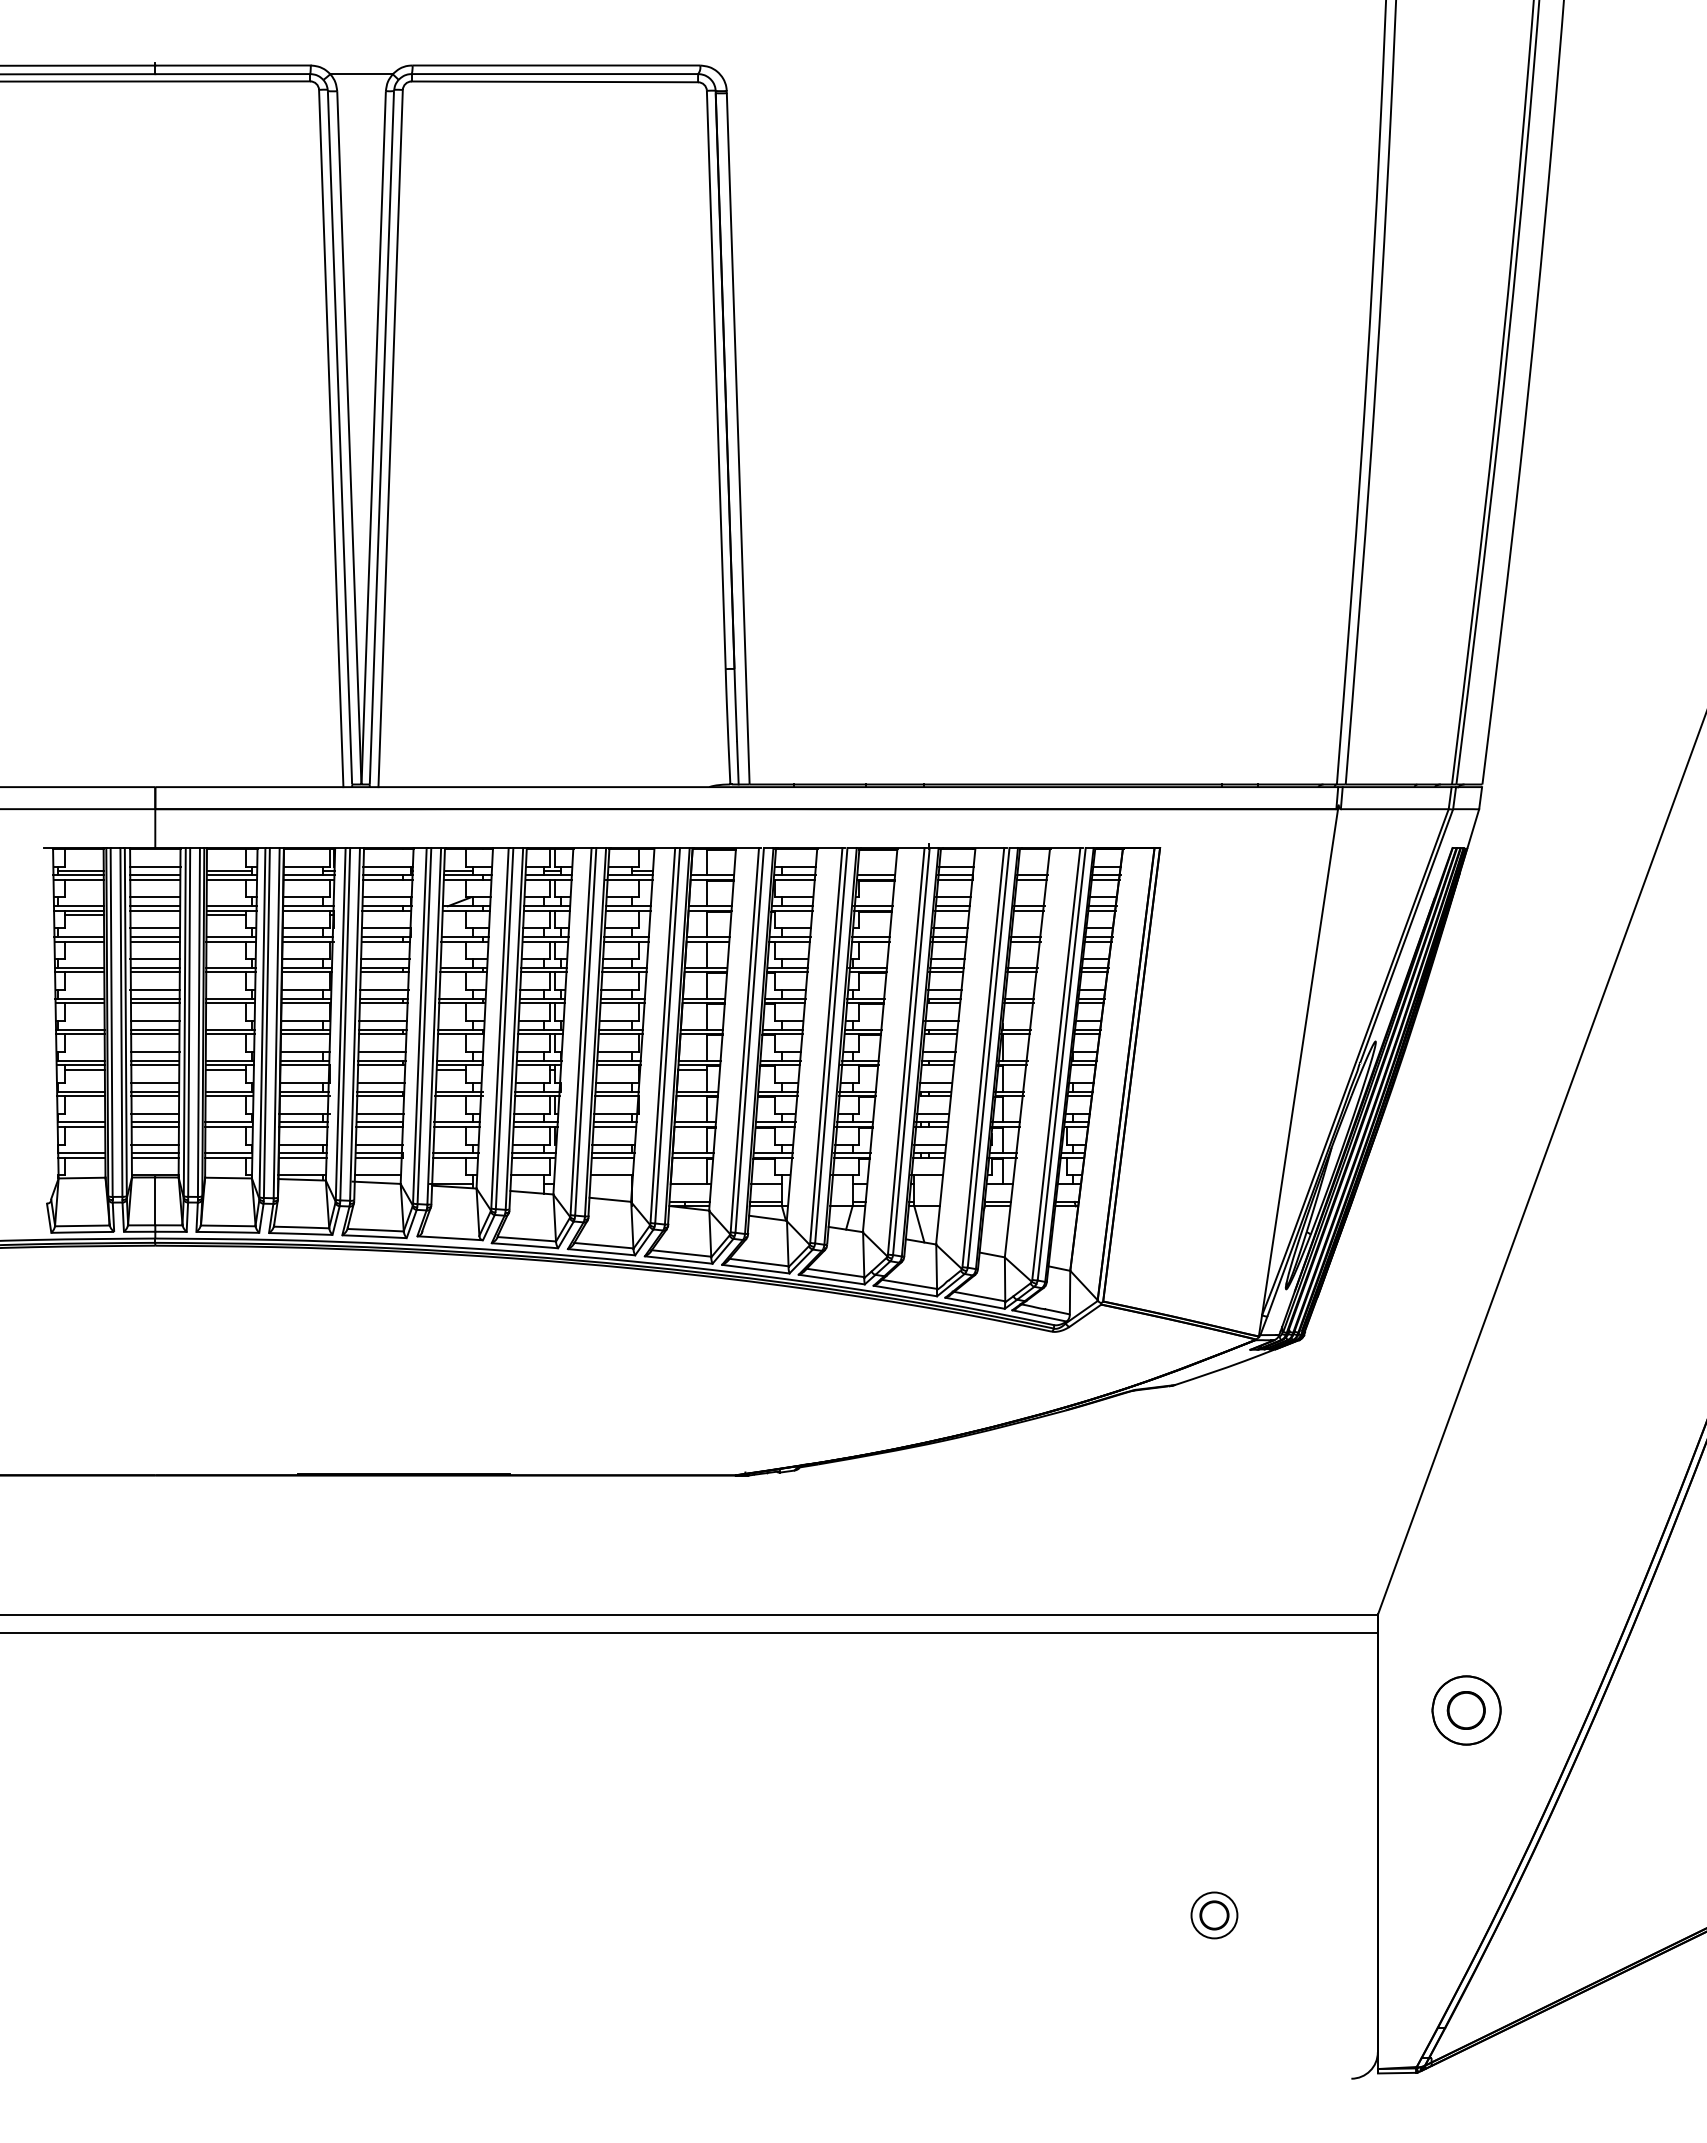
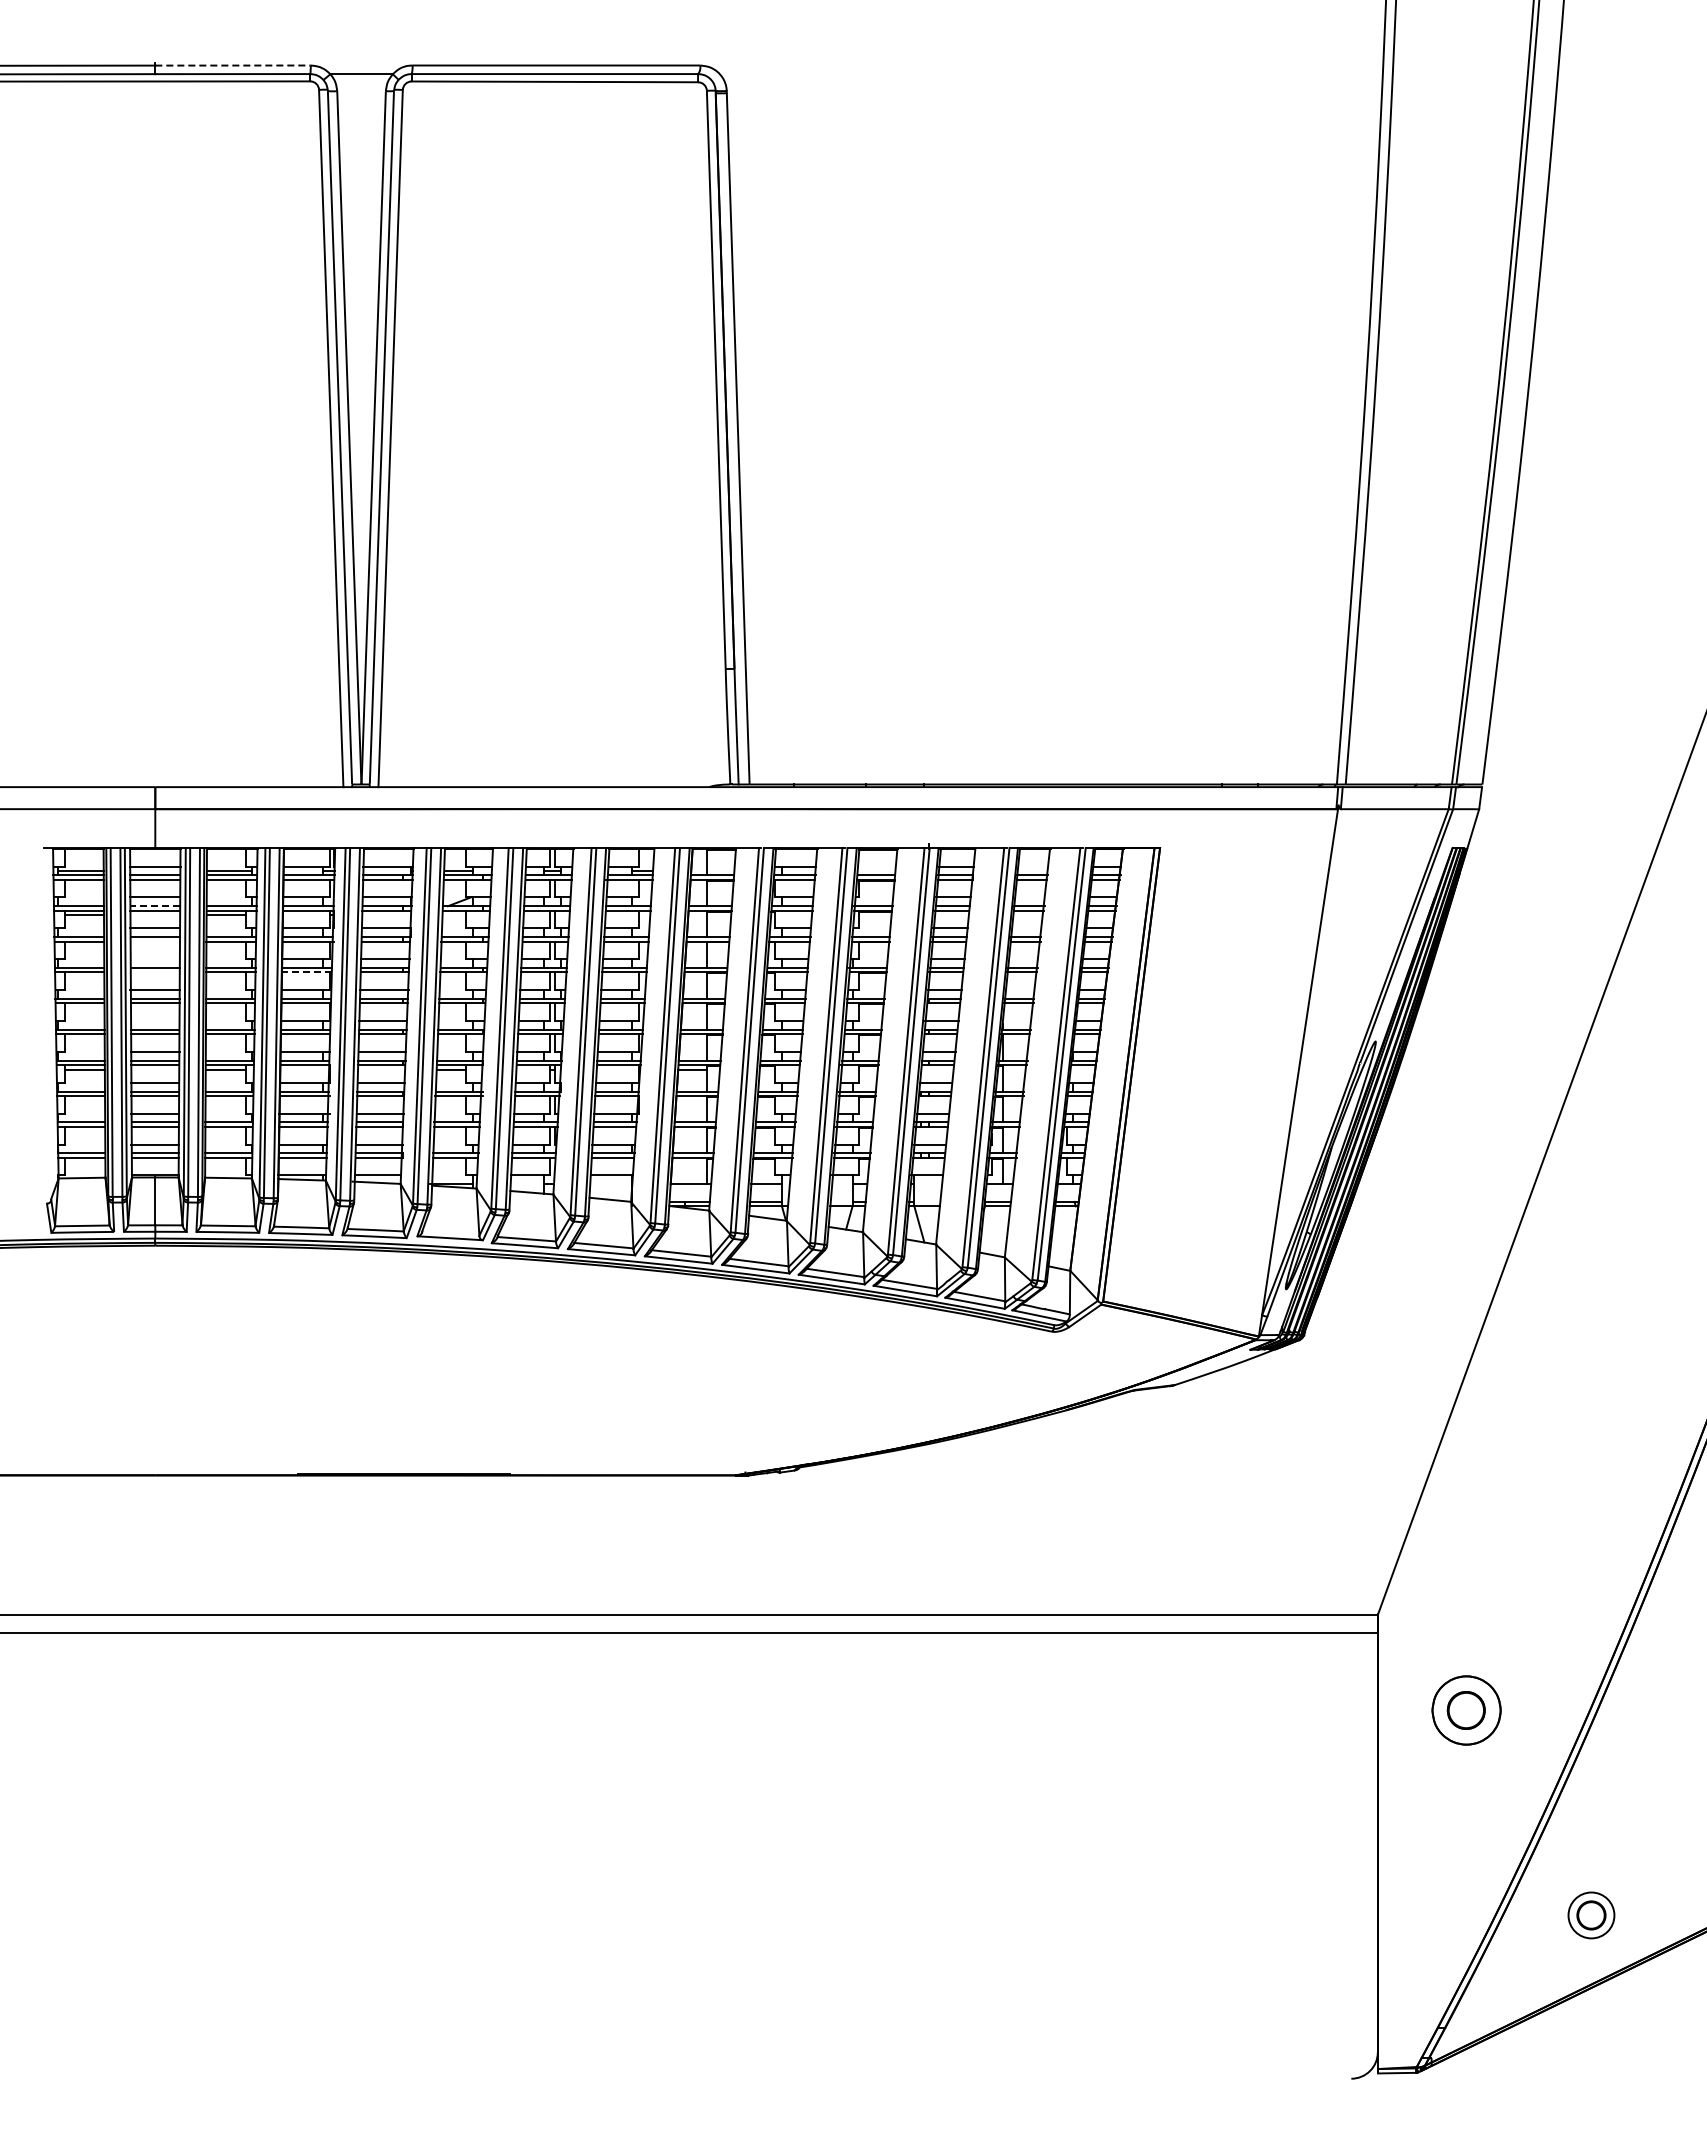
line: solid -> dashed (233, 65)
line: solid -> dashed (155, 906)
line: present -> none (154, 941)
line: present -> none (155, 959)
line: present -> none (154, 972)
line: solid -> dashed (307, 972)
line: present -> none (154, 1020)
part position: (1214, 1915) -> (1591, 1915) (1591, 1915)
